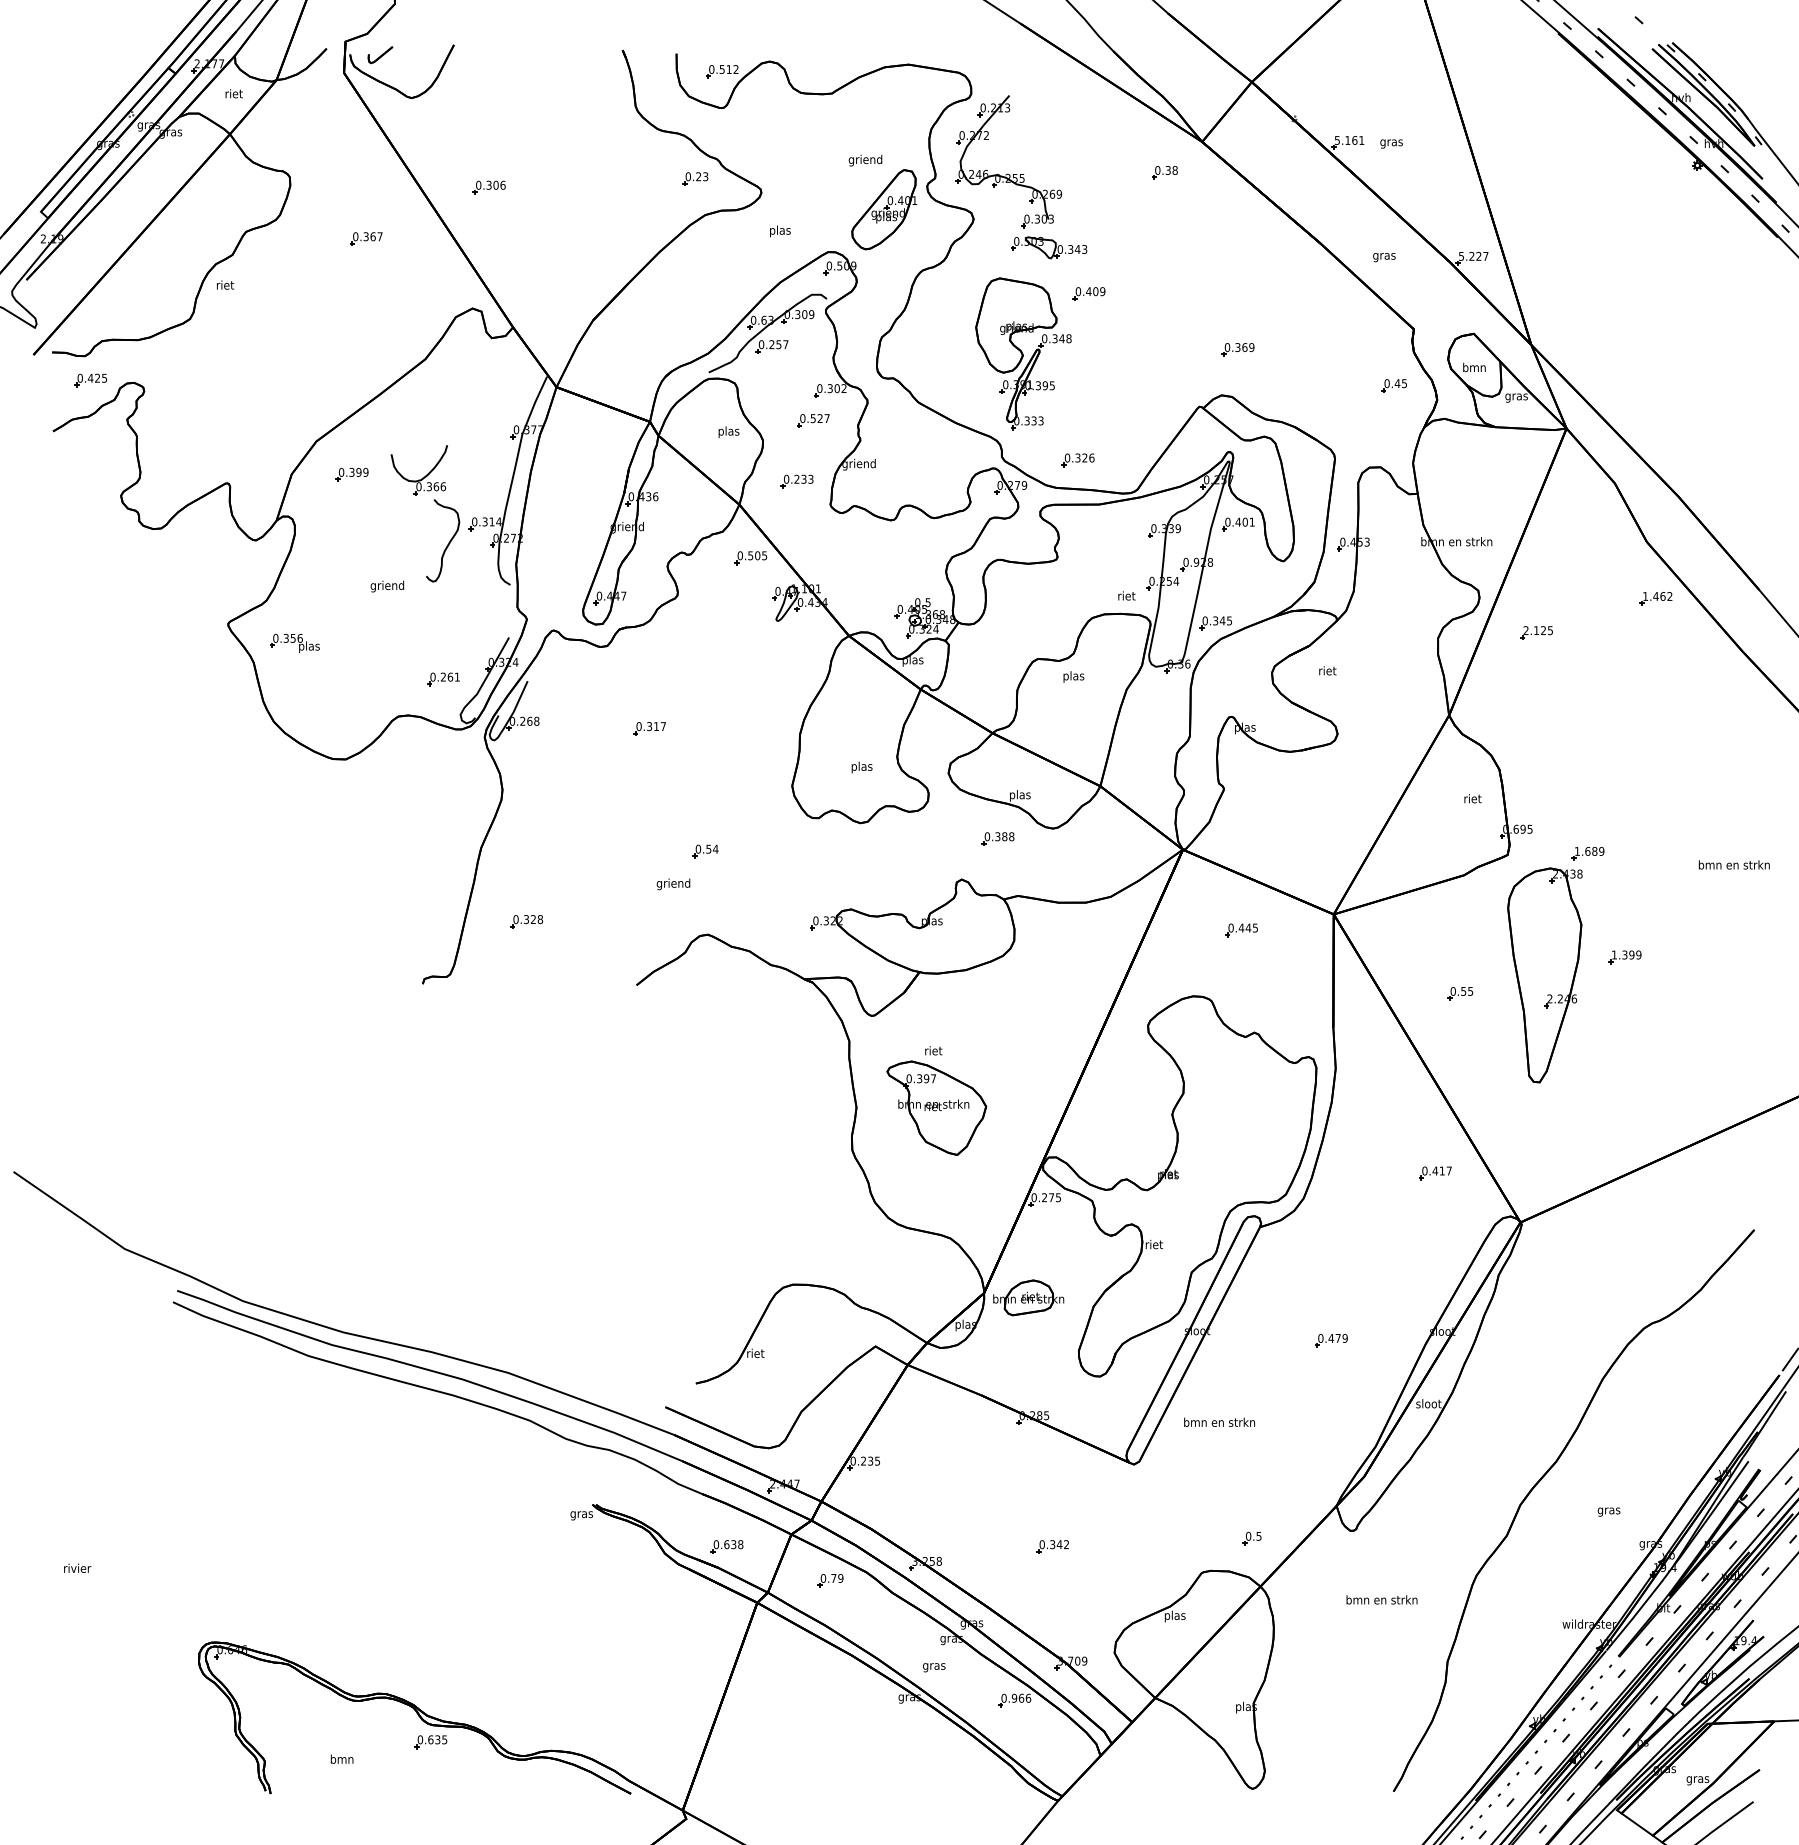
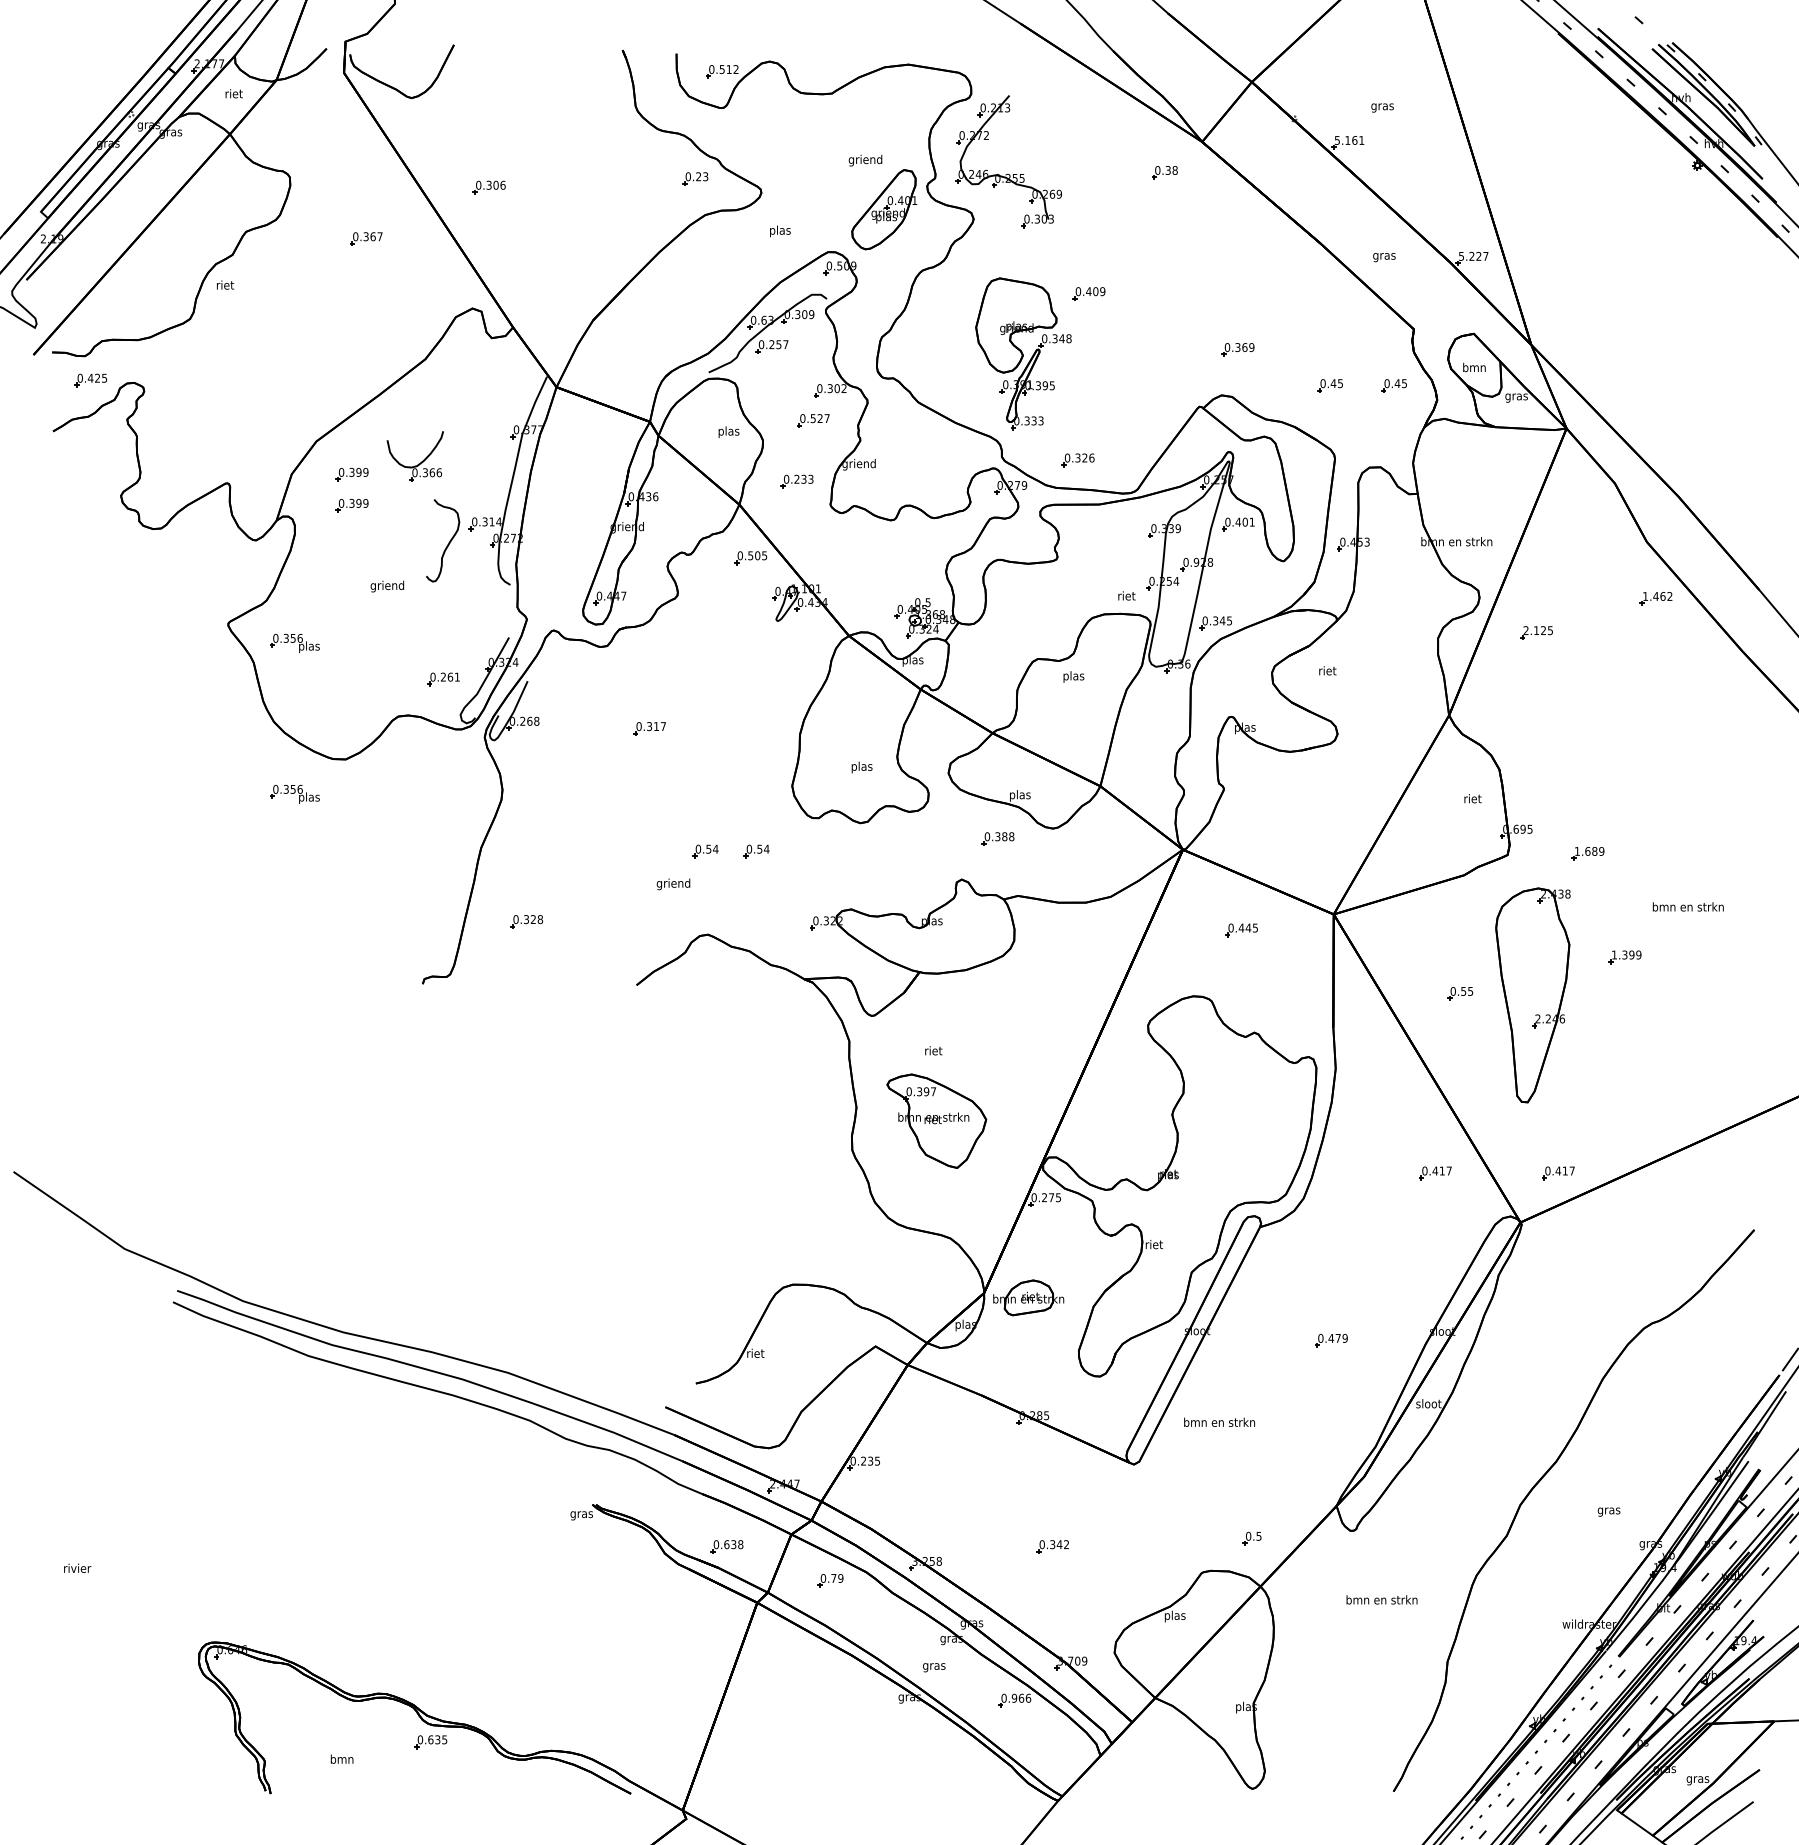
part: present -> none (380, 55)
text position: (1391, 143) -> (1382, 107) (1382, 107)
part: present -> none (1049, 247)
part: none -> present (1329, 385)
part position: (422, 477) -> (418, 463) (418, 463)
part: none -> present (351, 505)
part: none -> present (294, 793)
part: none -> present (756, 851)
text position: (1733, 864) -> (1687, 906) (1687, 906)
part position: (1544, 975) -> (1532, 995) (1532, 995)
part position: (936, 1107) -> (936, 1120) (936, 1120)
part: none -> present (1558, 1173)
